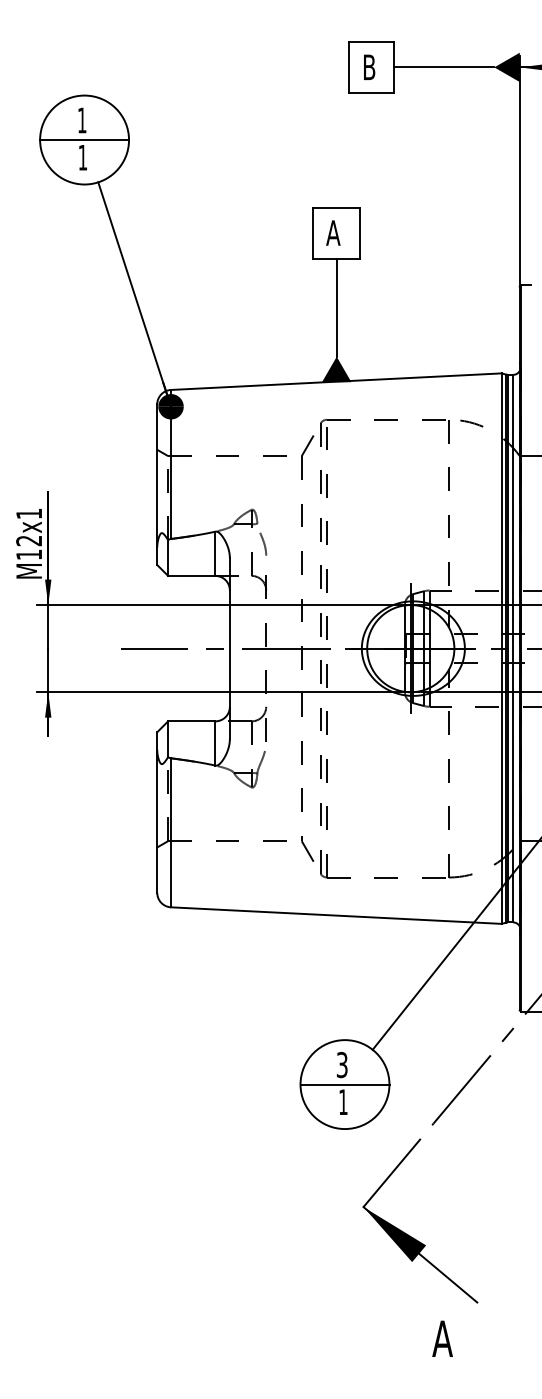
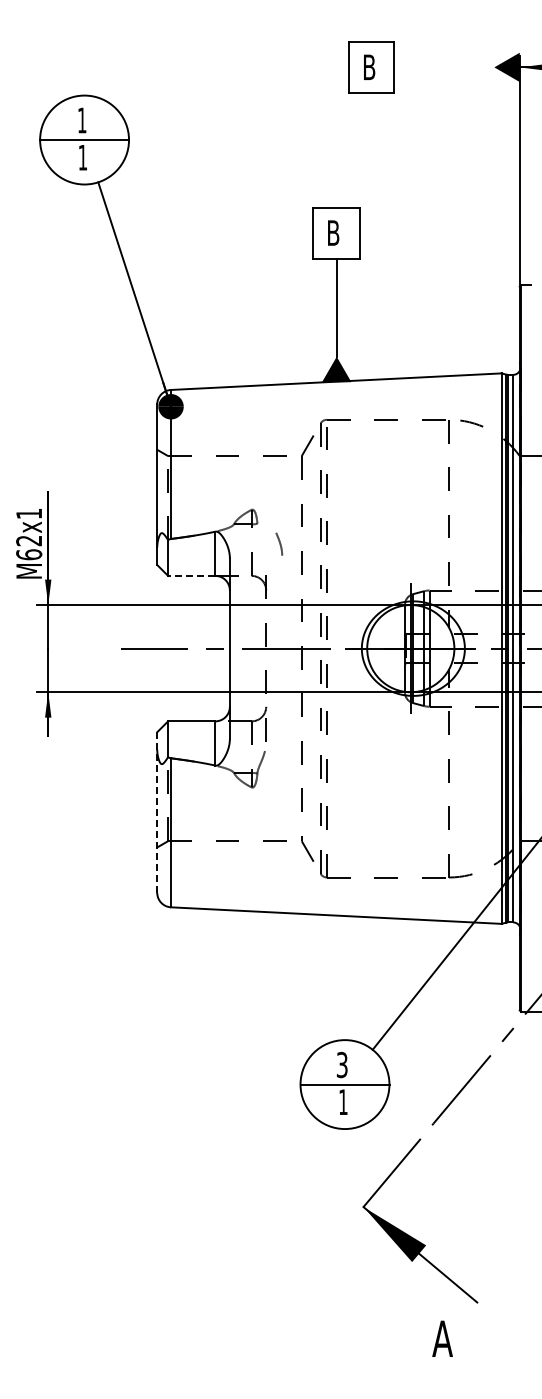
line: present -> none (444, 67)
text: A -> B (333, 232)
line position: (263, 543) -> (279, 543) (279, 543)
text: M12x1 -> M62x1 (29, 554)
line: solid -> dashed (191, 575)
line: solid -> dashed (157, 812)
